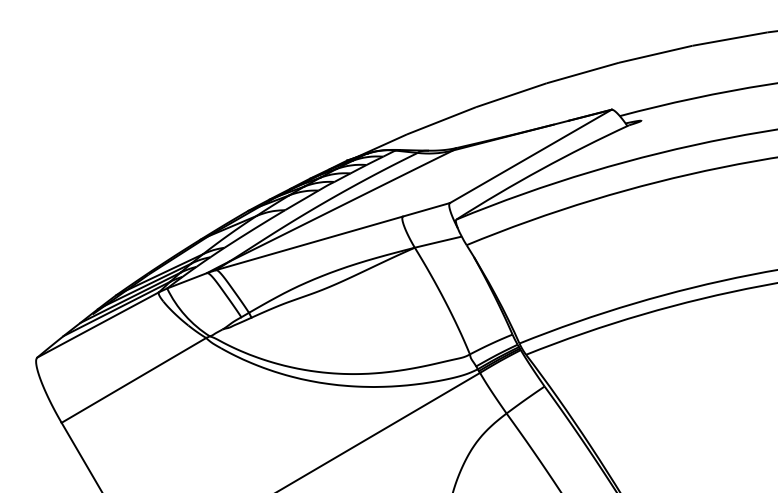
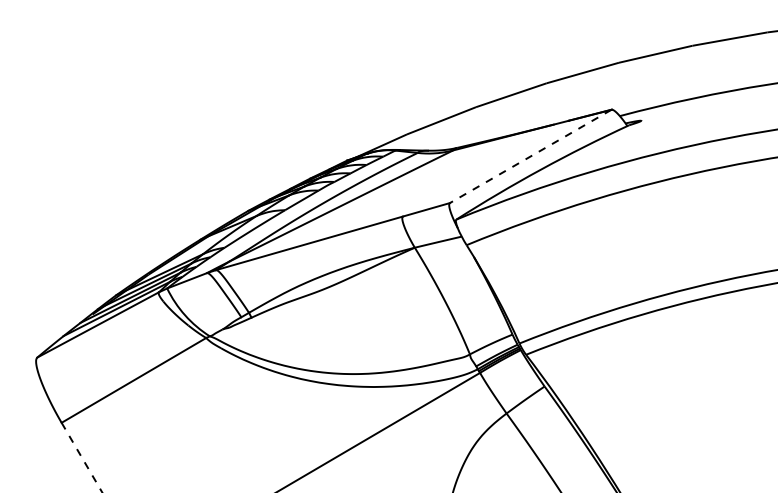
line: solid -> dashed (530, 156)
line: solid -> dashed (82, 458)
